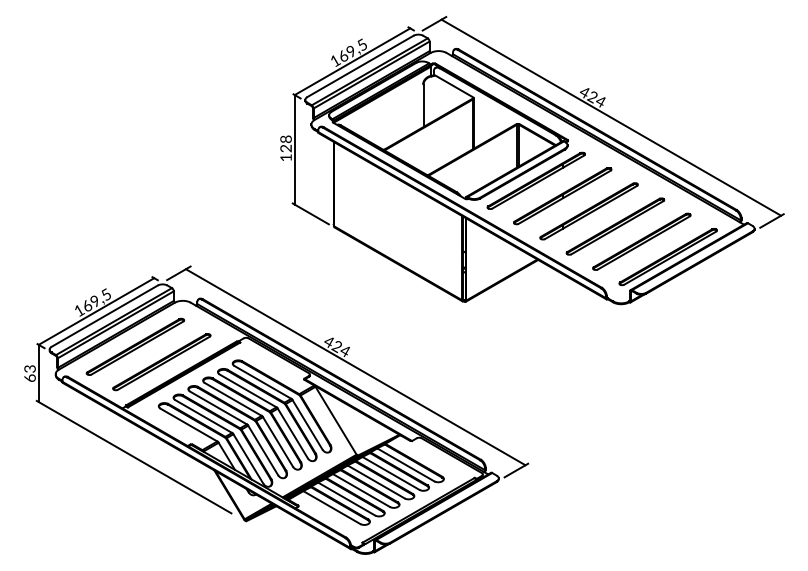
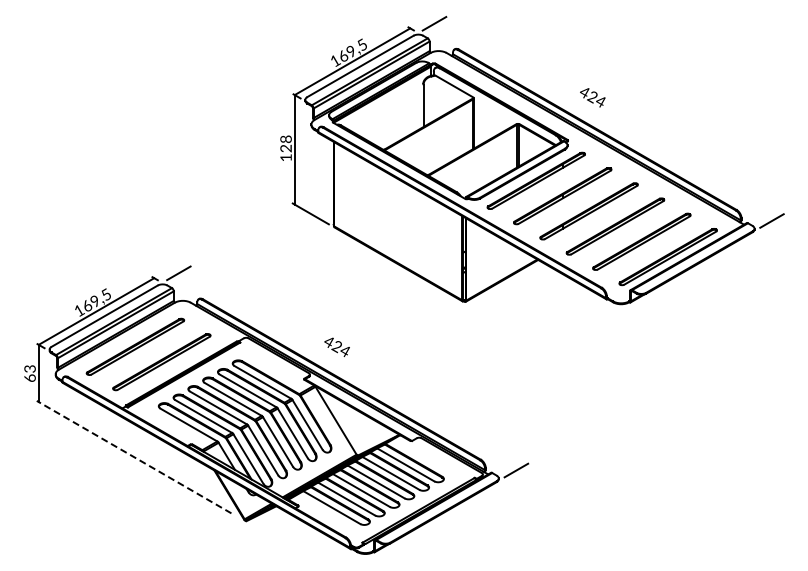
line: present -> none (611, 117)
line: present -> none (355, 367)
line: solid -> dashed (133, 456)
